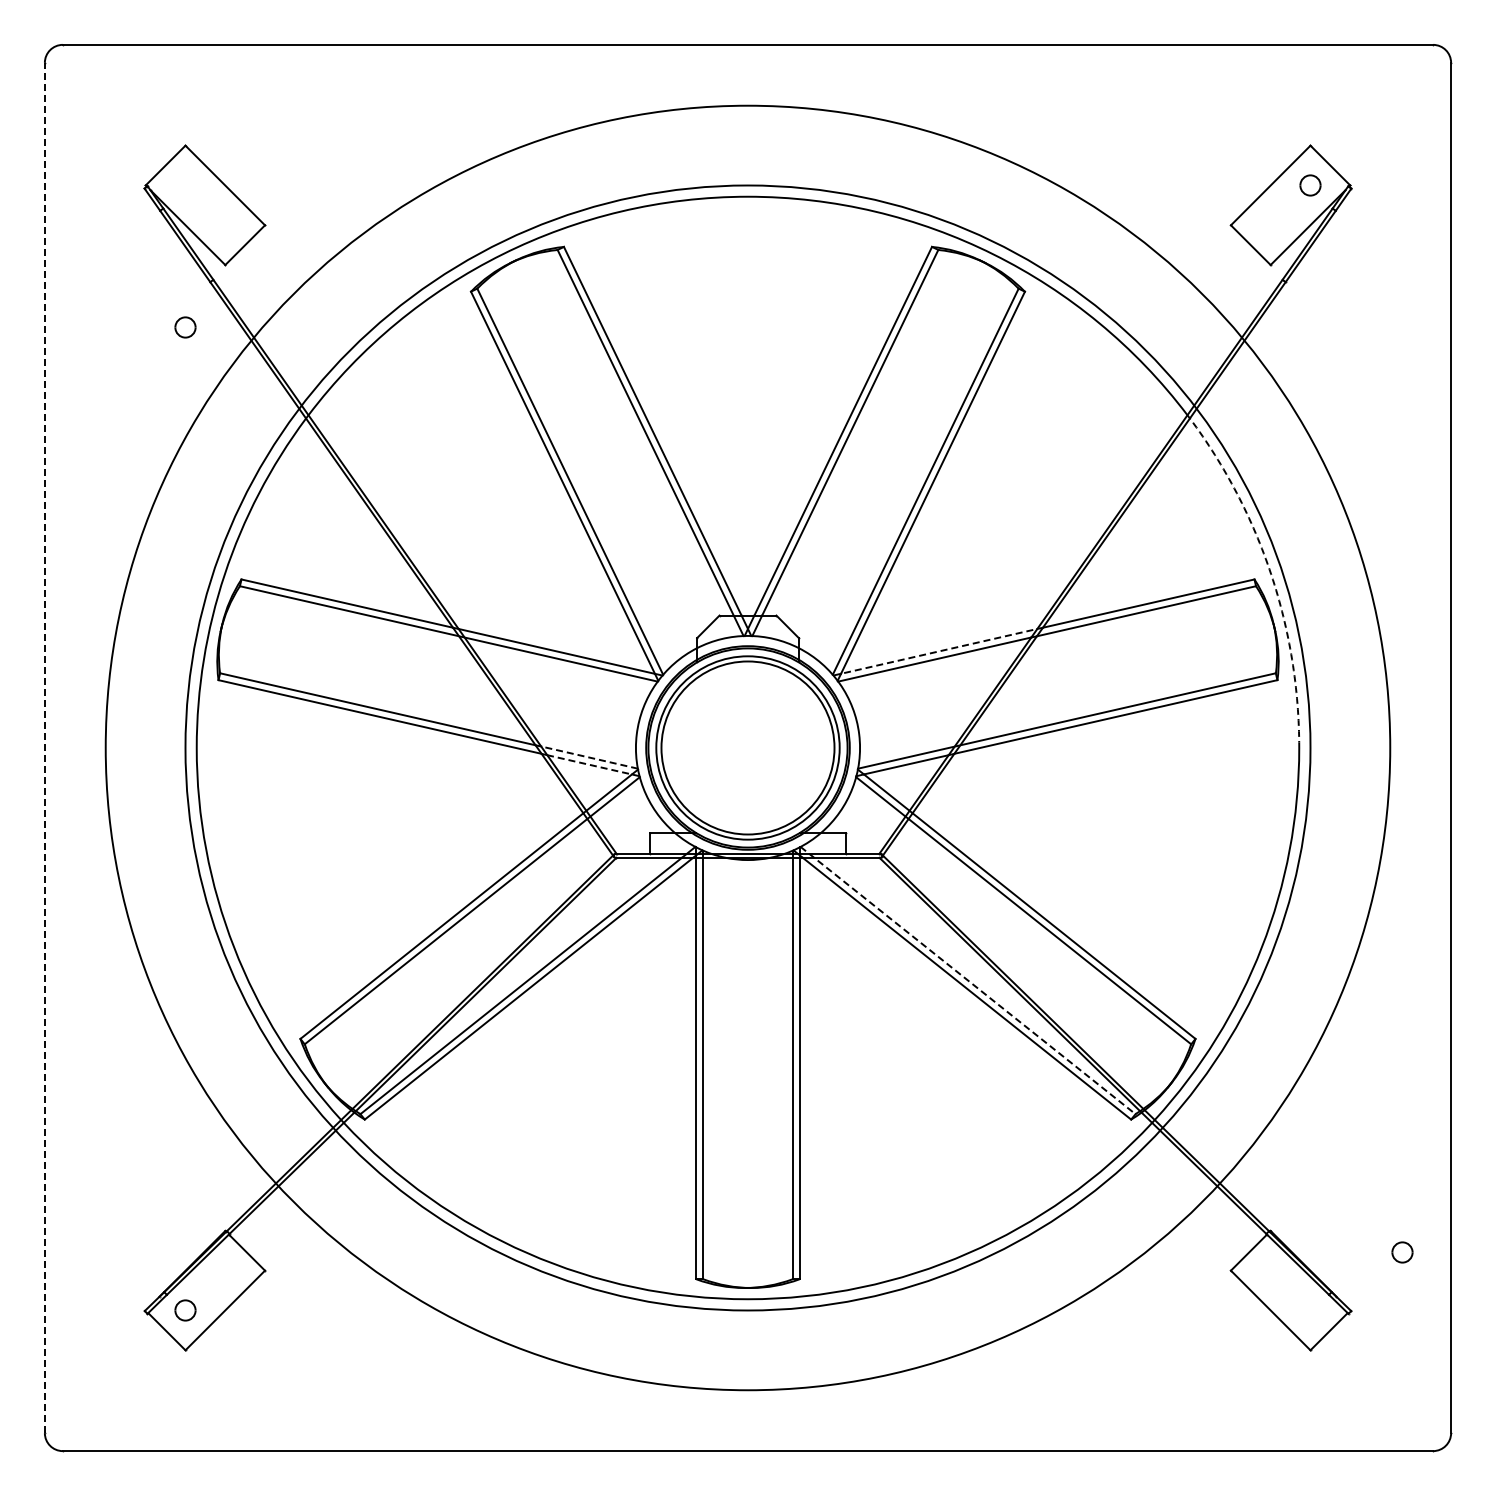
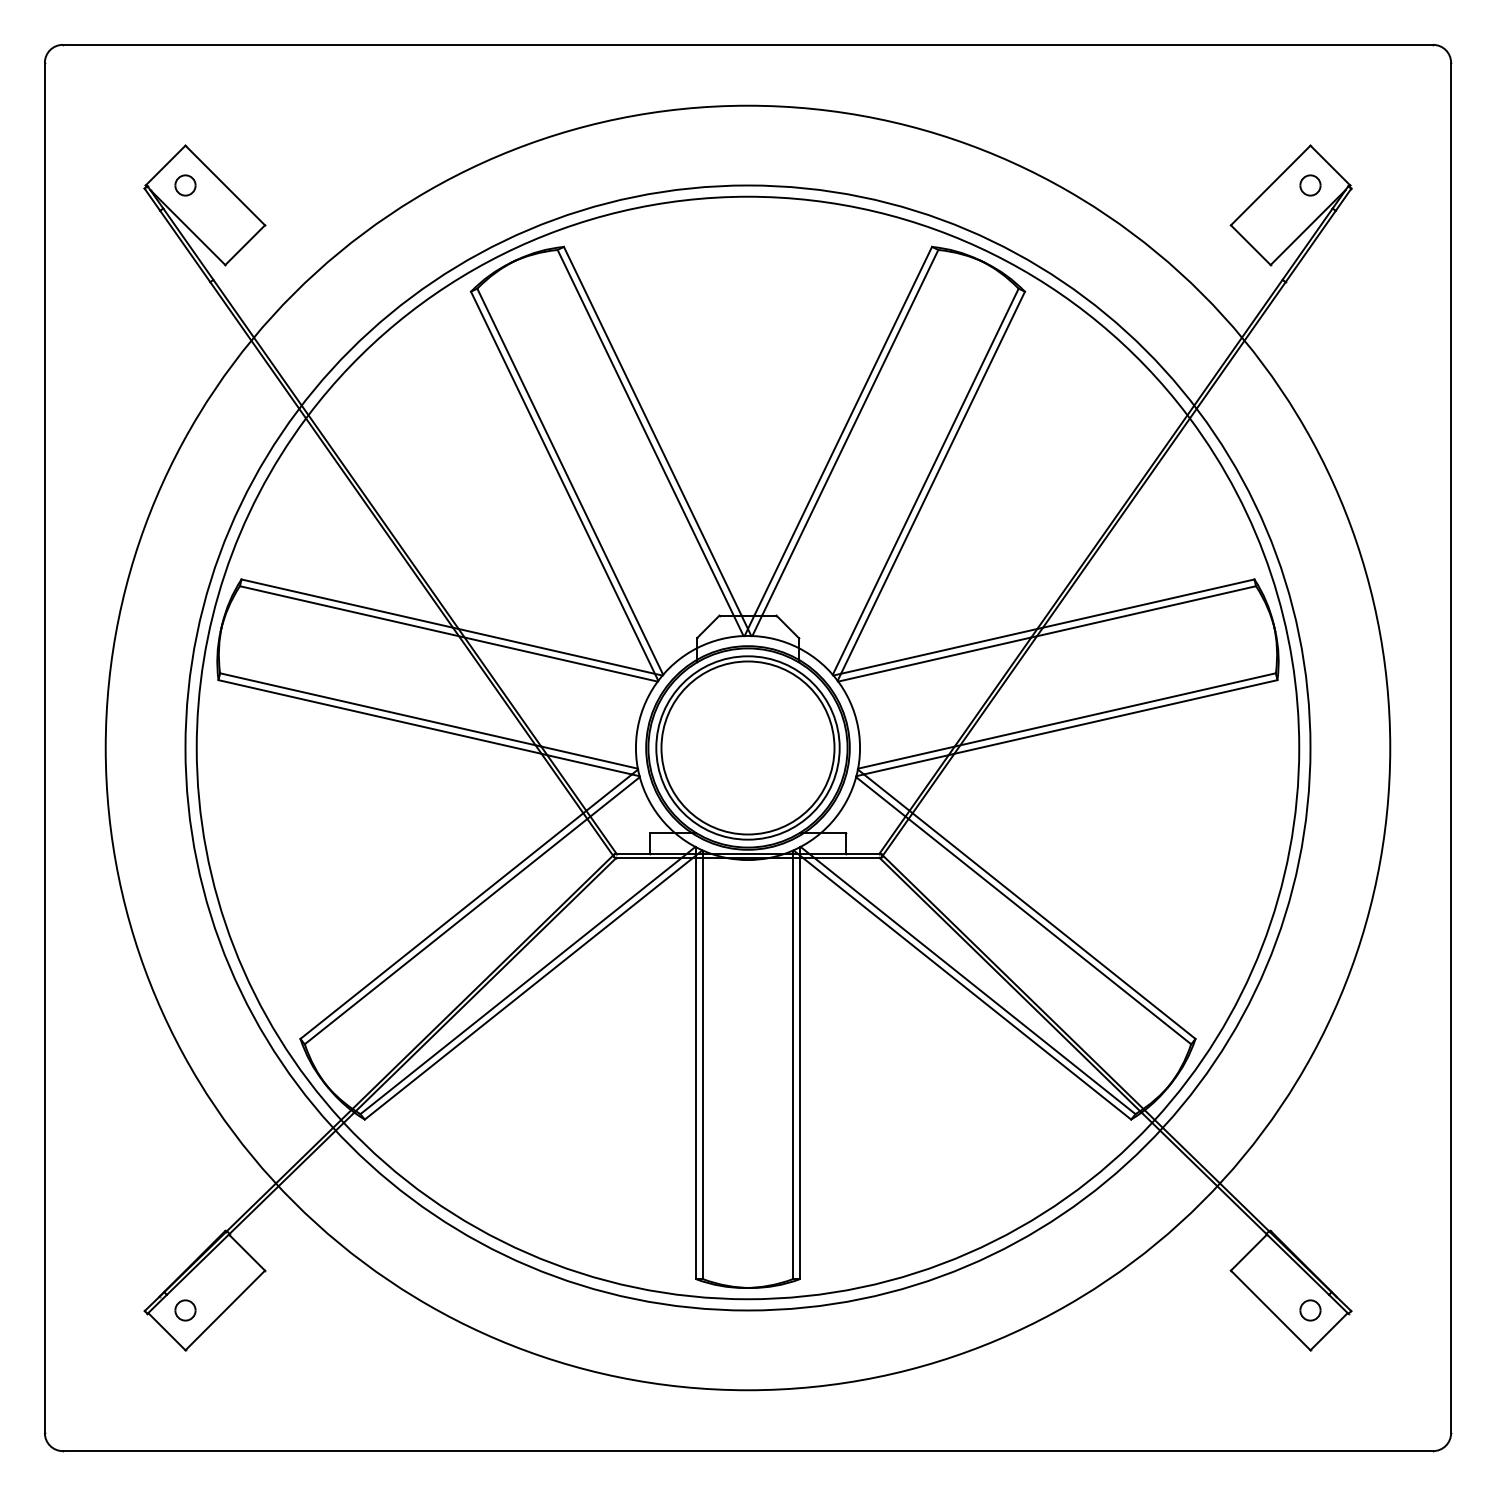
part position: (185, 327) -> (185, 185) (185, 185)
arc: dashed -> solid (1271, 574)
line: dashed -> solid (935, 652)
line: dashed -> solid (44, 747)
line: dashed -> solid (589, 757)
line: dashed -> solid (592, 765)
line: dashed -> solid (968, 980)
part position: (1402, 1252) -> (1310, 1310) (1310, 1310)
